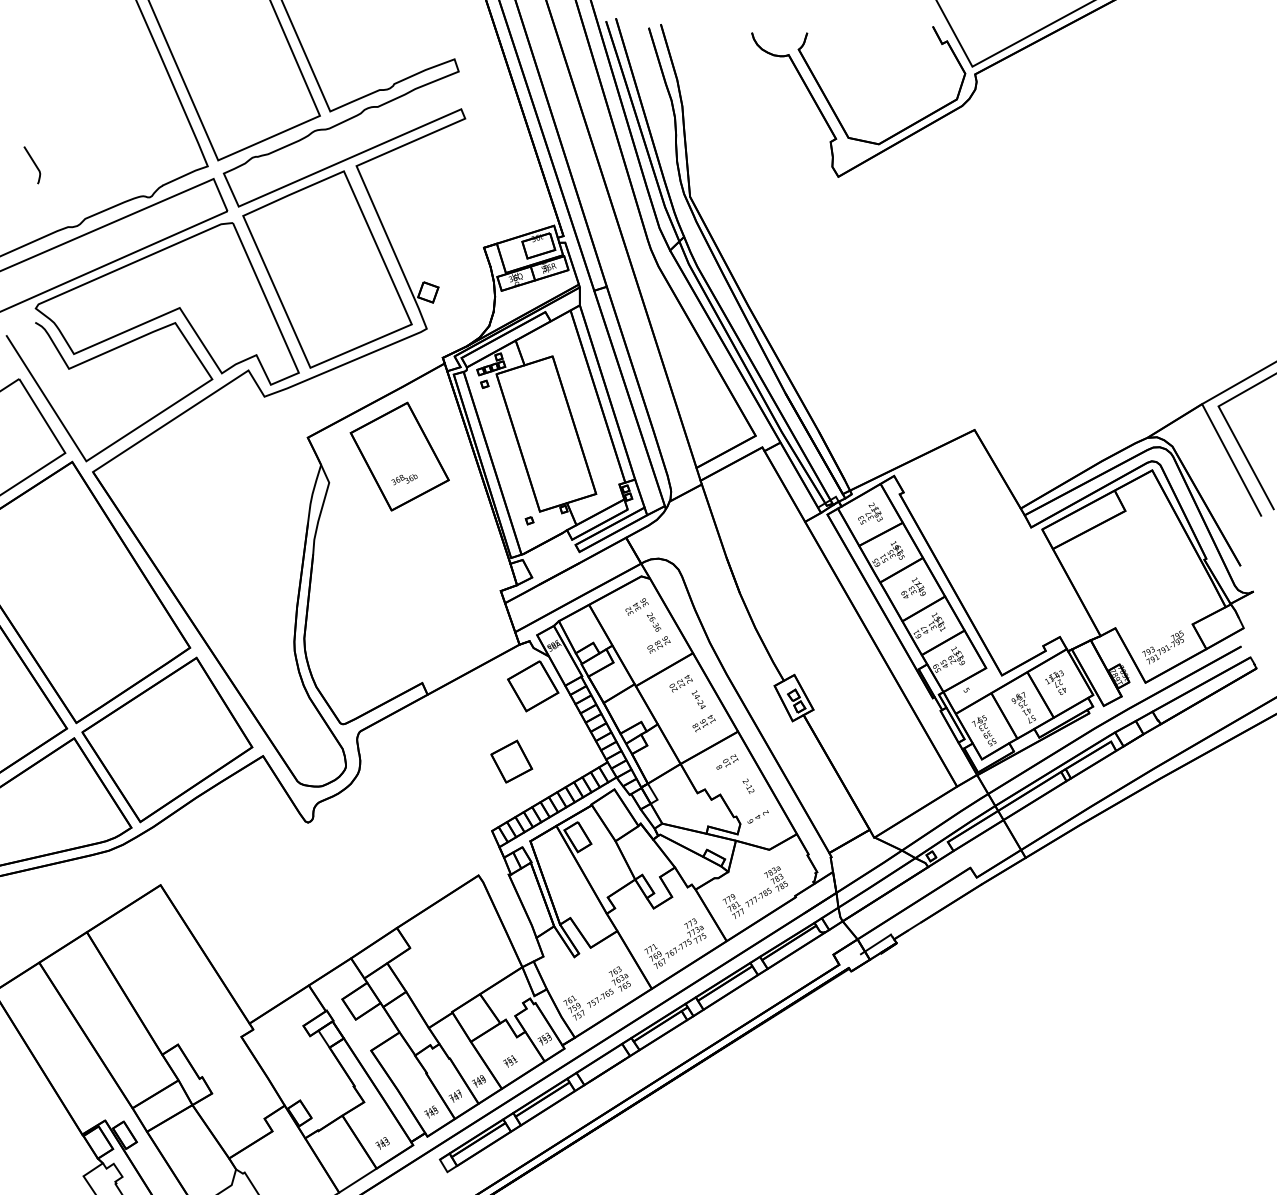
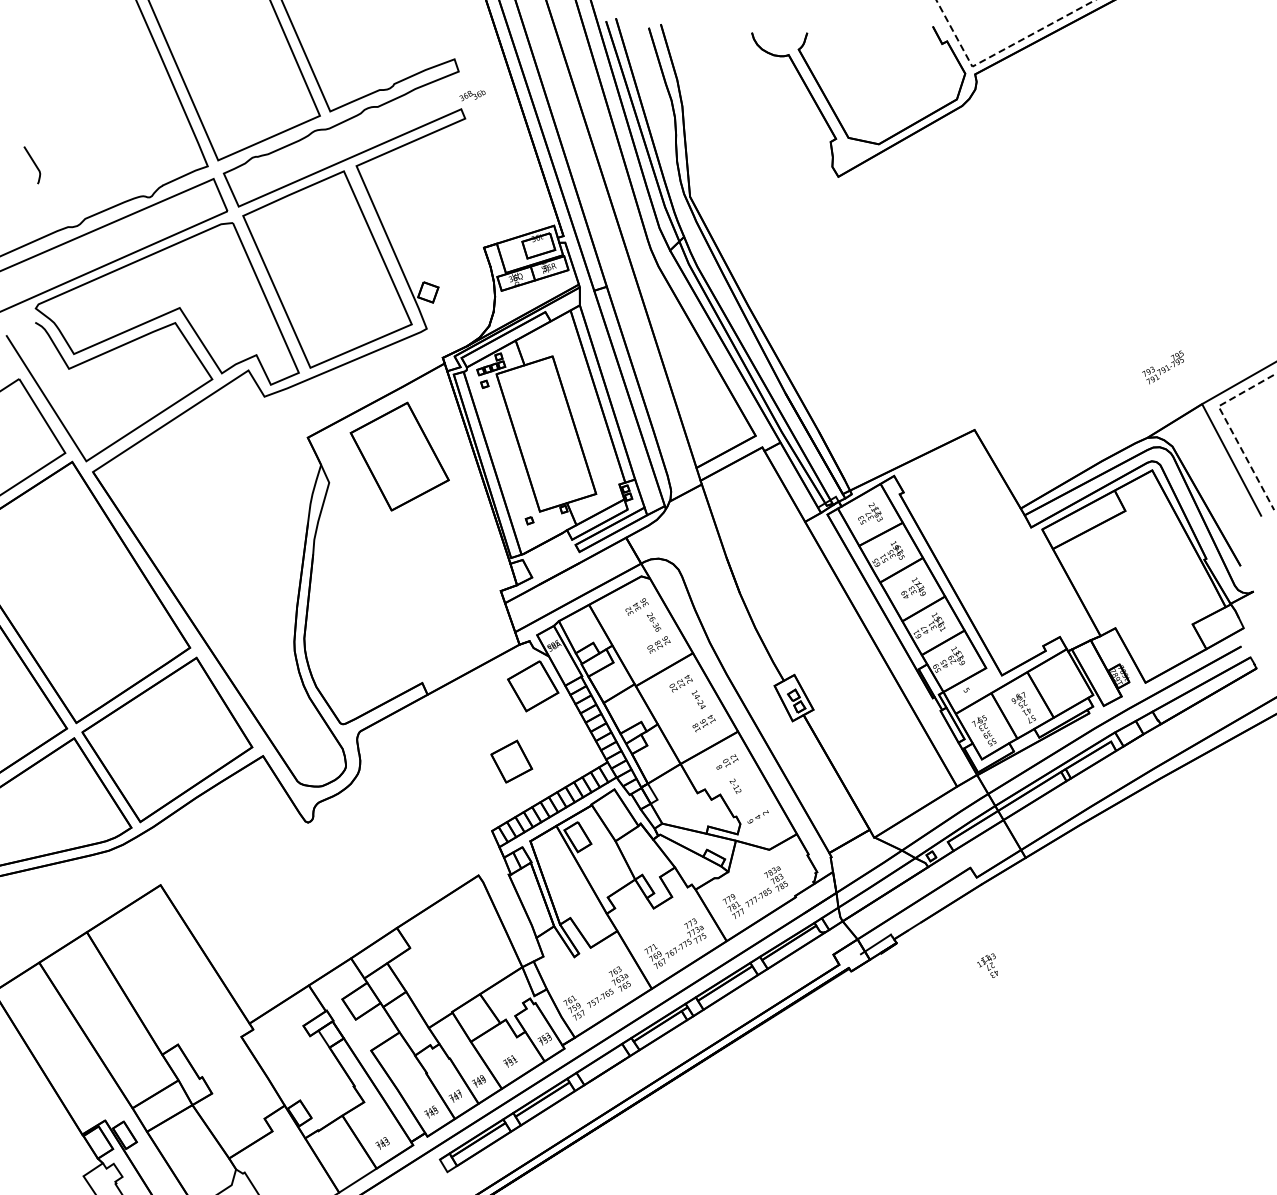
line: solid -> dashed (1000, 51)
line: solid -> dashed (1230, 428)
text position: (404, 479) -> (472, 95) (472, 95)
text position: (1162, 647) -> (1162, 367) (1162, 367)
text position: (1055, 682) -> (987, 965) (987, 965)
text position: (748, 785) -> (735, 785) (735, 785)
